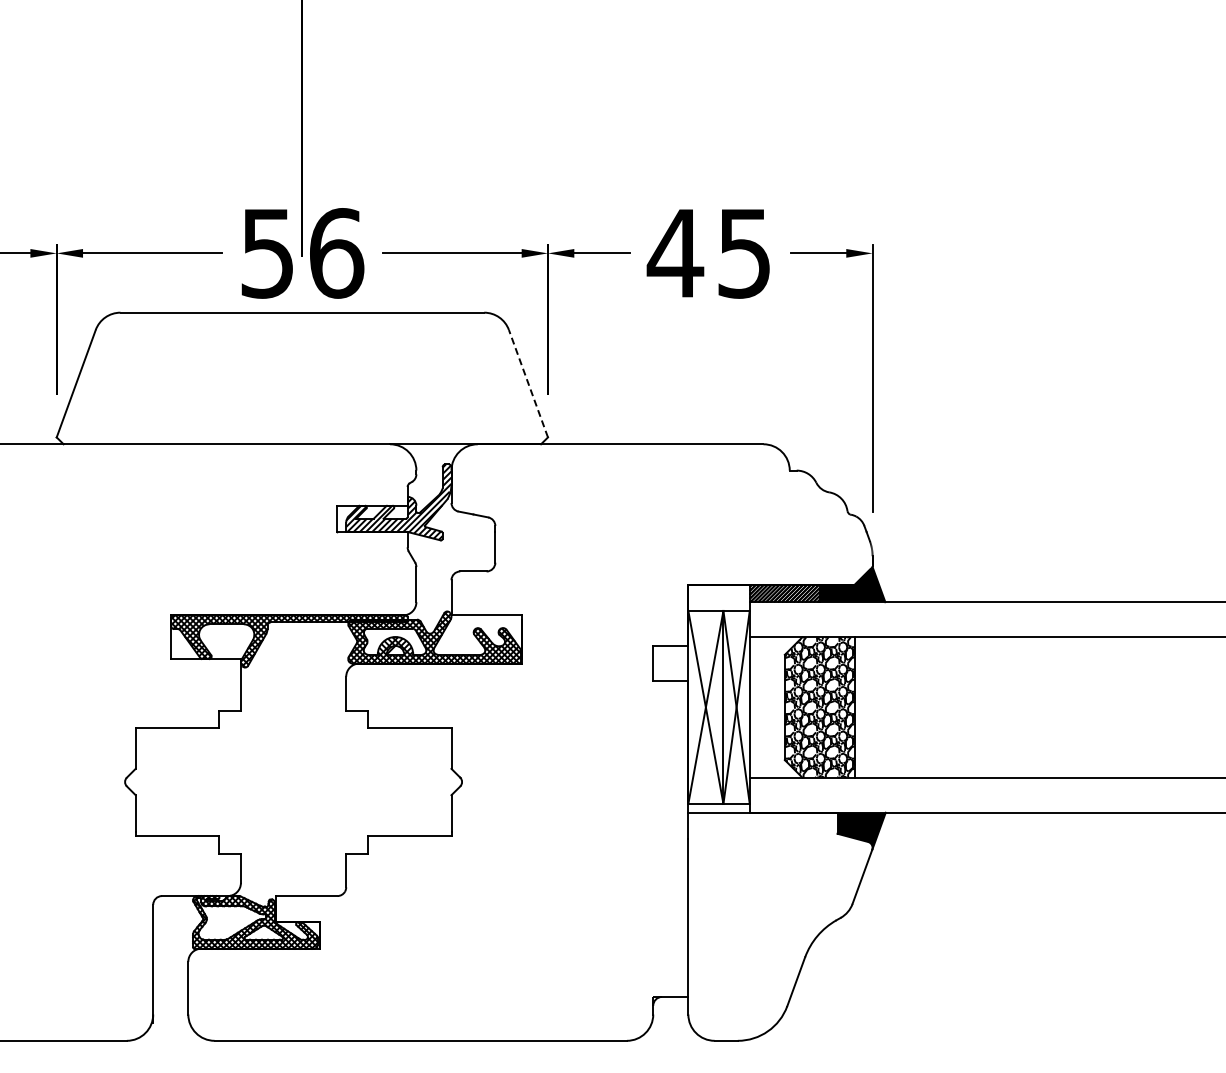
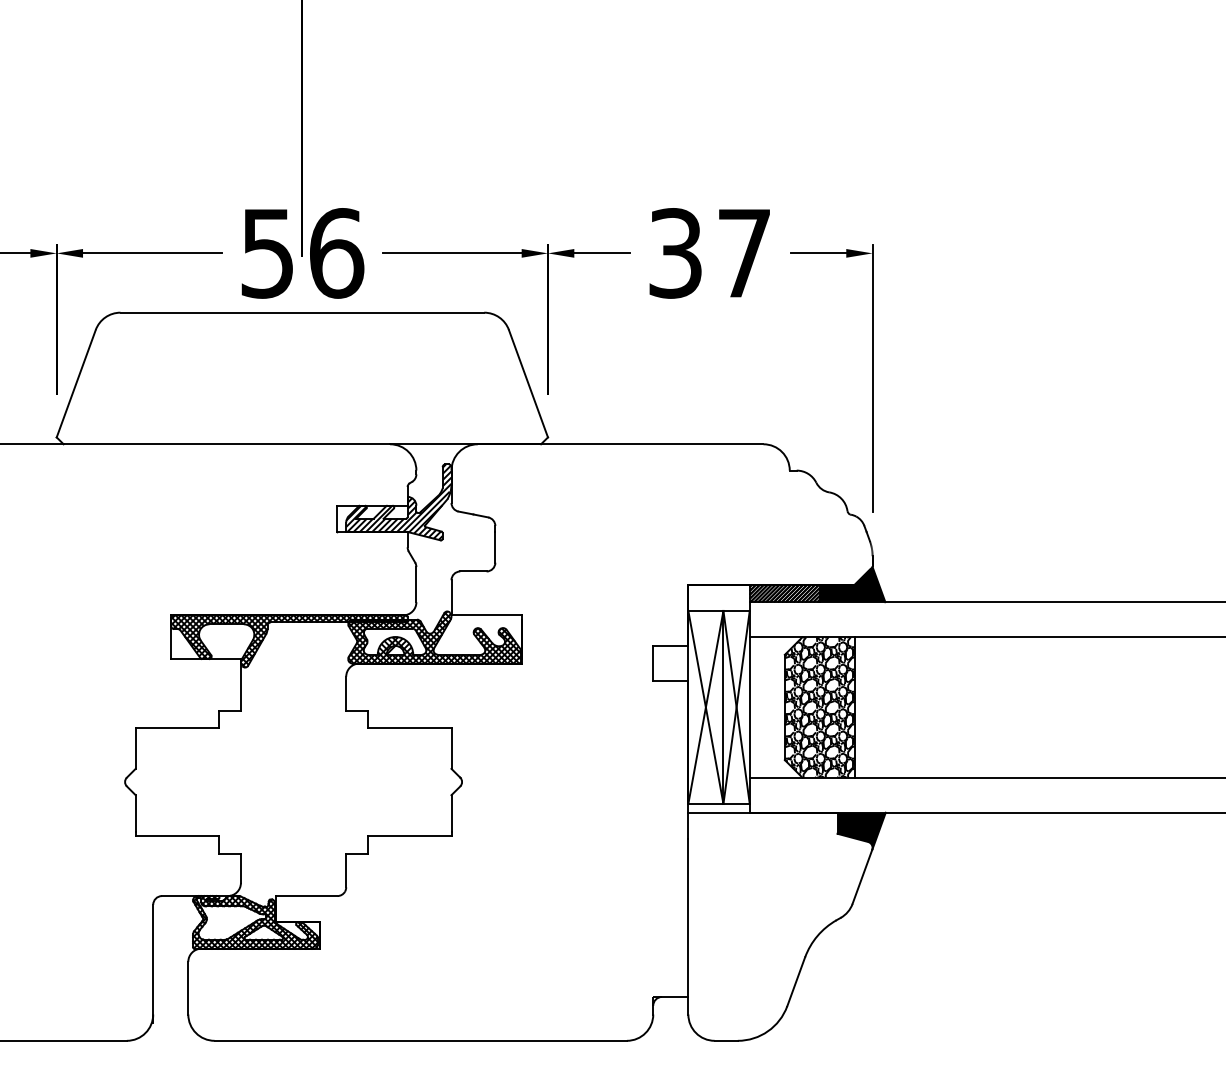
text: 45 -> 37 (707, 253)
line: dashed -> solid (528, 383)
